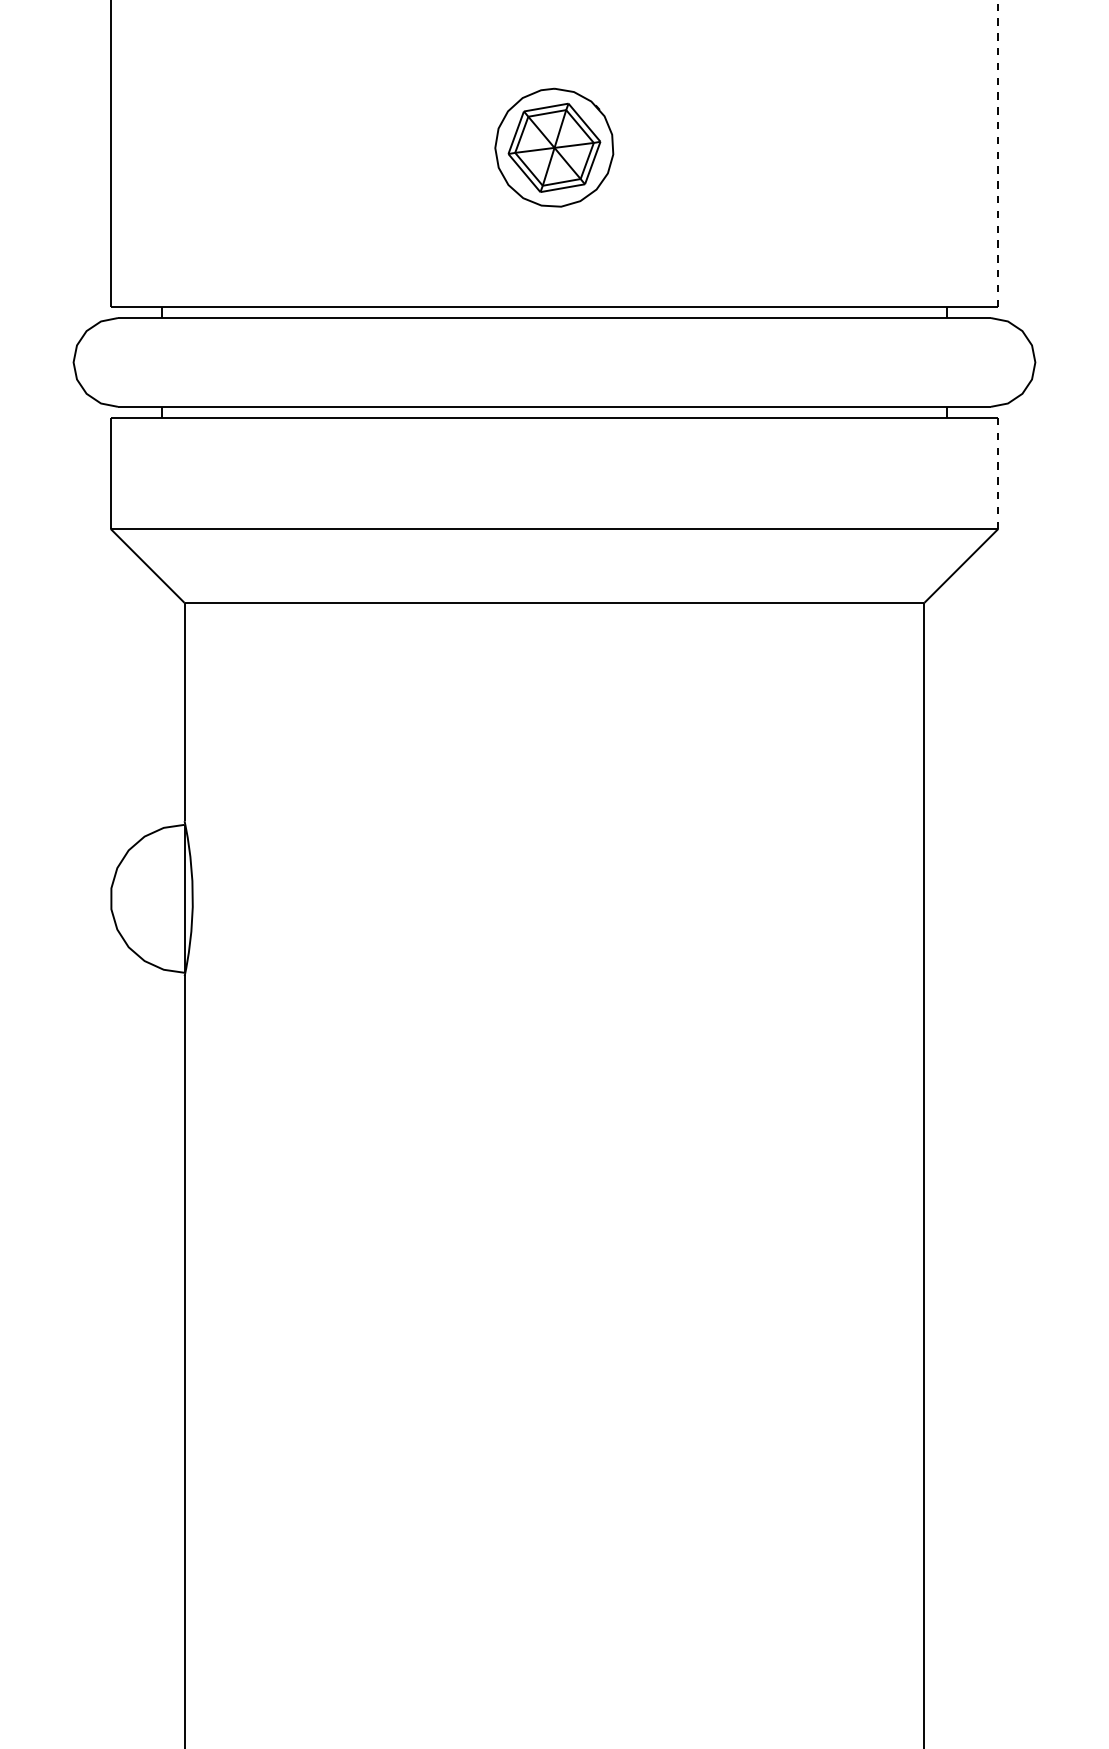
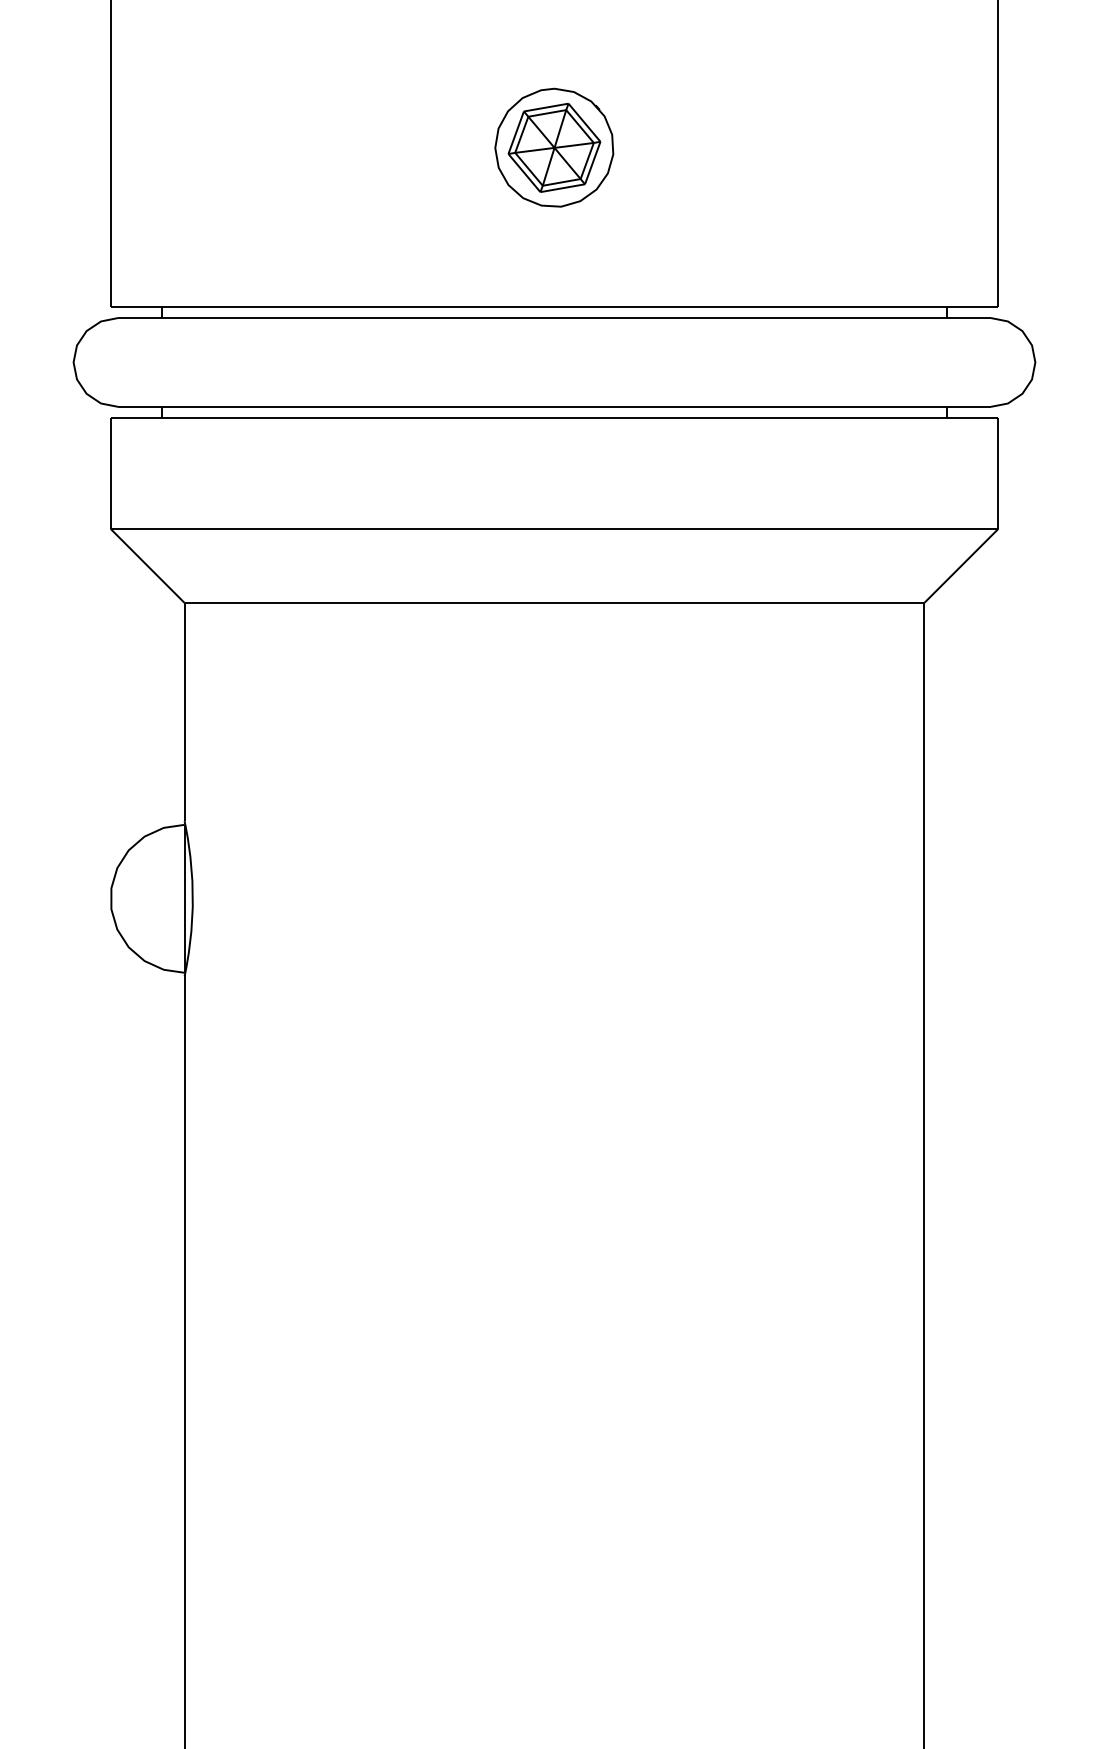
line: dashed -> solid (998, 153)
line: dashed -> solid (998, 472)
